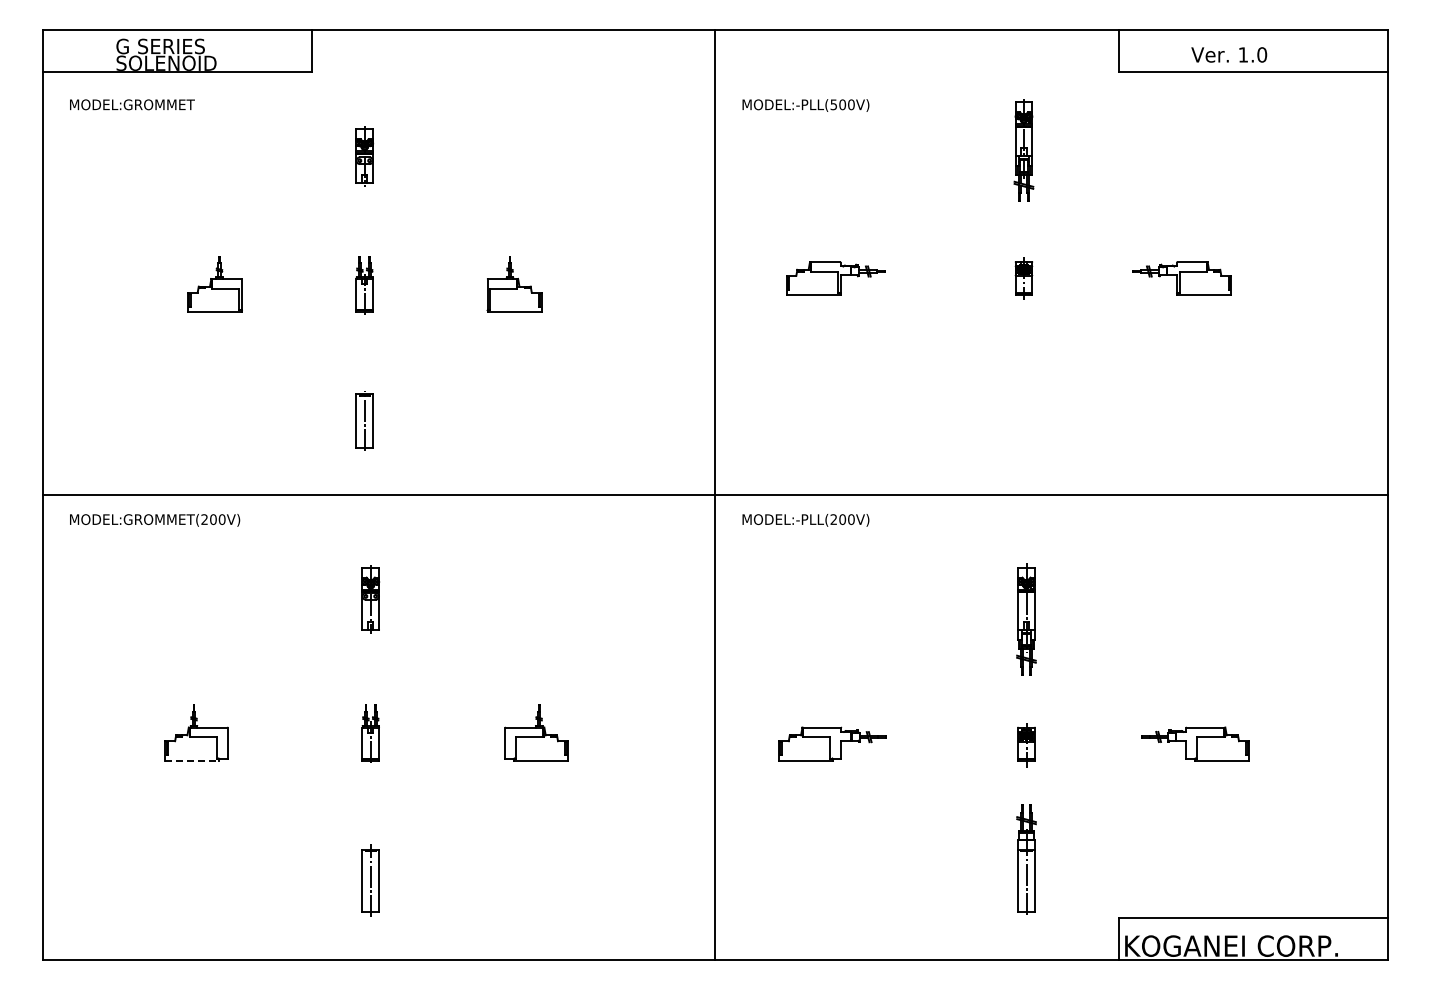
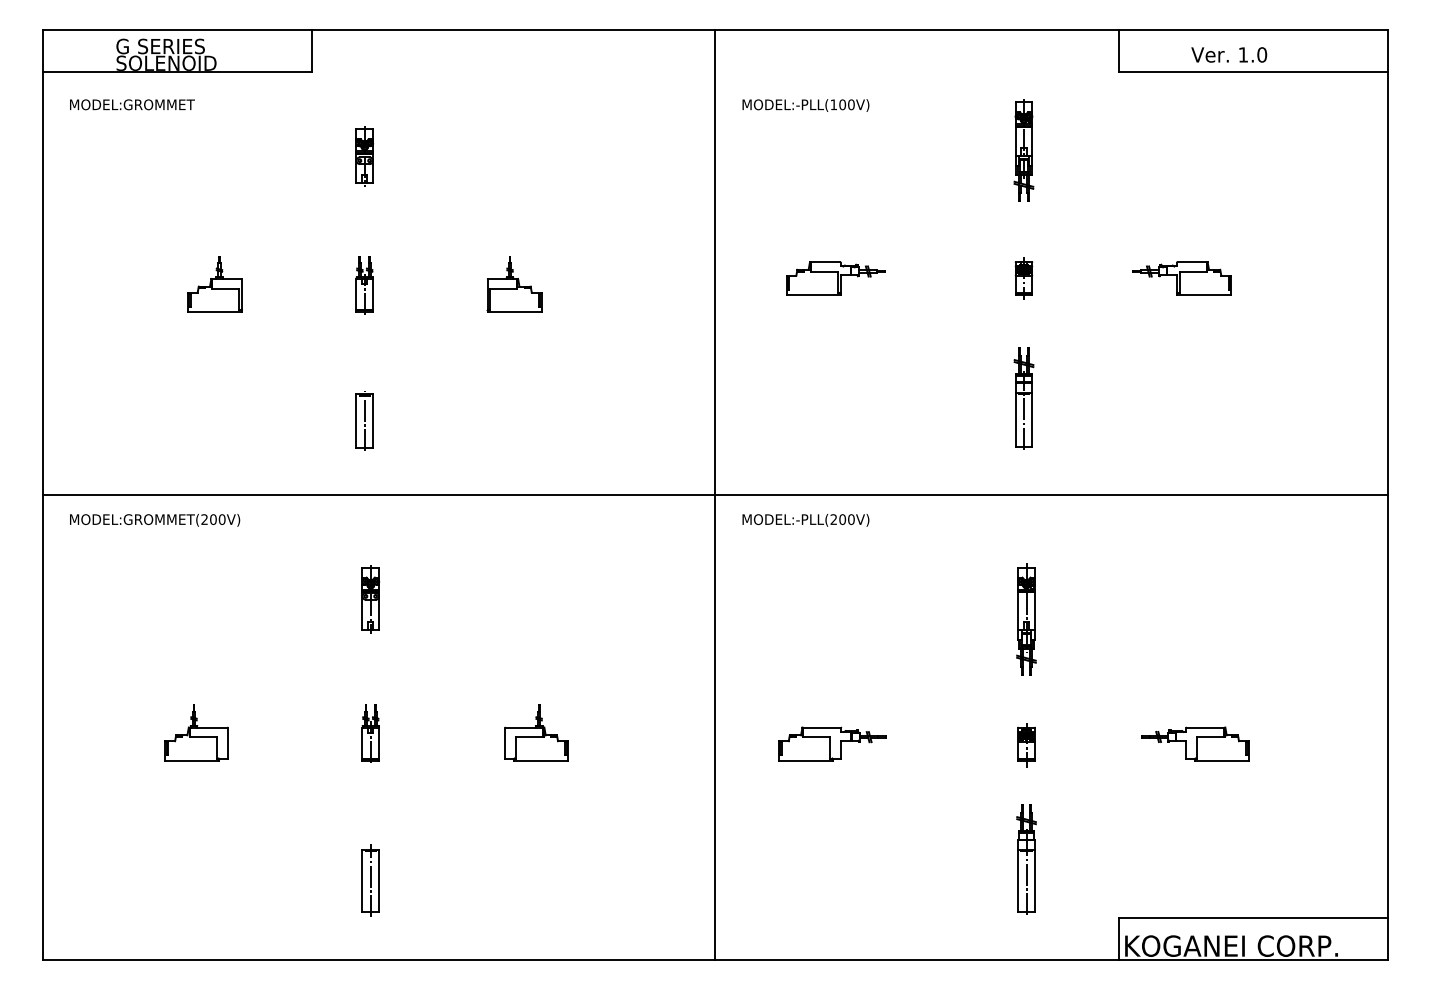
text: MODEL:-PLL(500V) -> MODEL:-PLL(100V) (833, 104)
part: none -> present (1023, 398)
line: dashed -> solid (192, 760)
